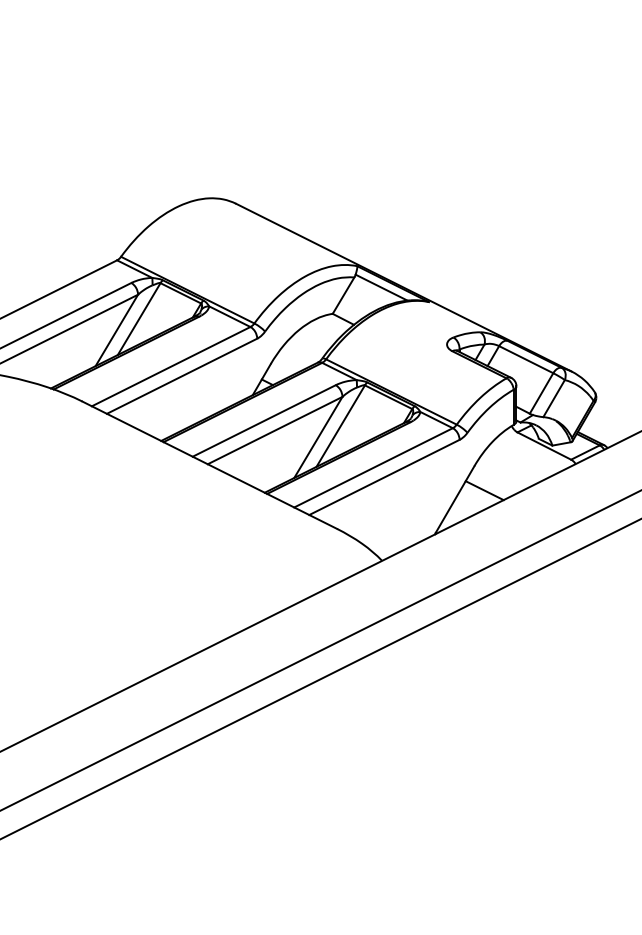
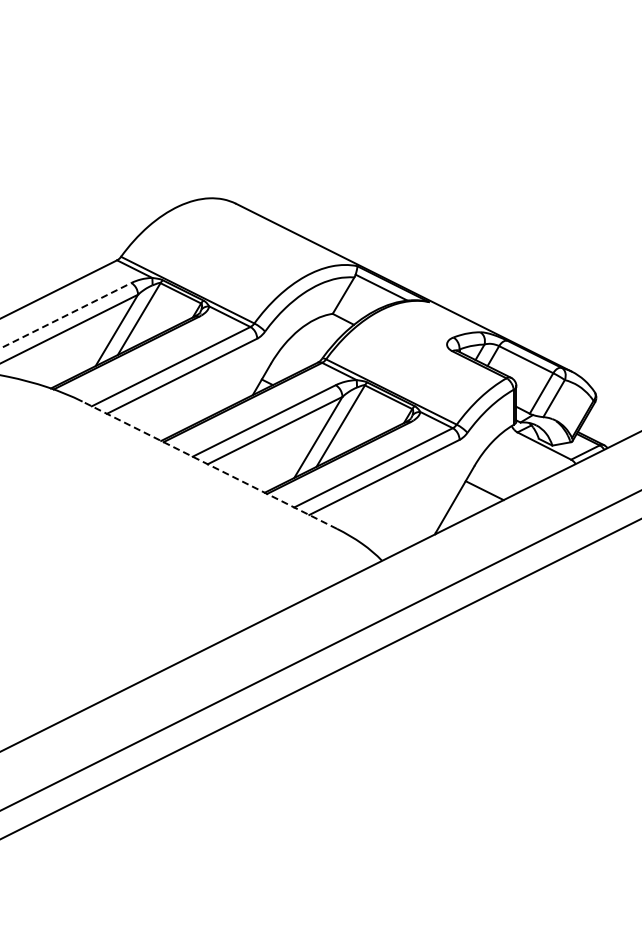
line: solid -> dashed (66, 315)
line: solid -> dashed (209, 465)
